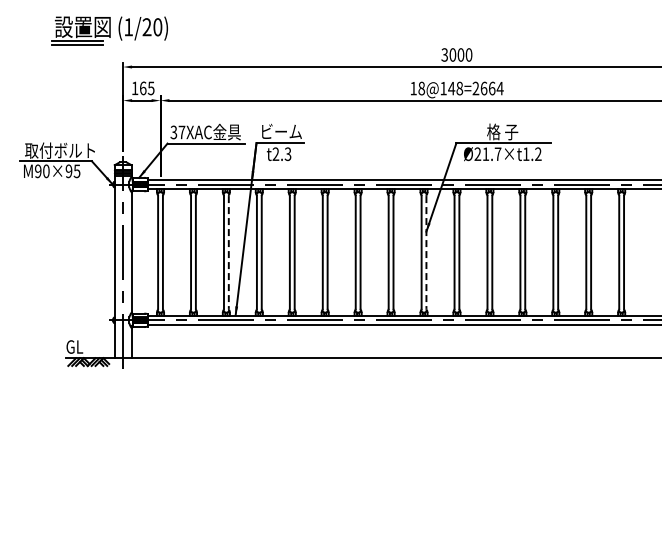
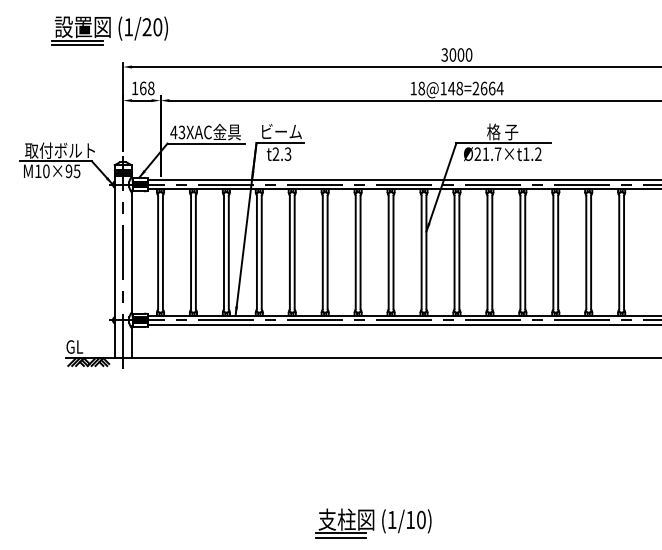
text: 165 -> 168 (150, 87)
text: 37XAC -> 43XAC (177, 132)
text: M90×95 -> M10×95 (38, 171)
line: dashed -> solid (228, 252)
line: dashed -> solid (426, 252)
part: none -> present (373, 523)
